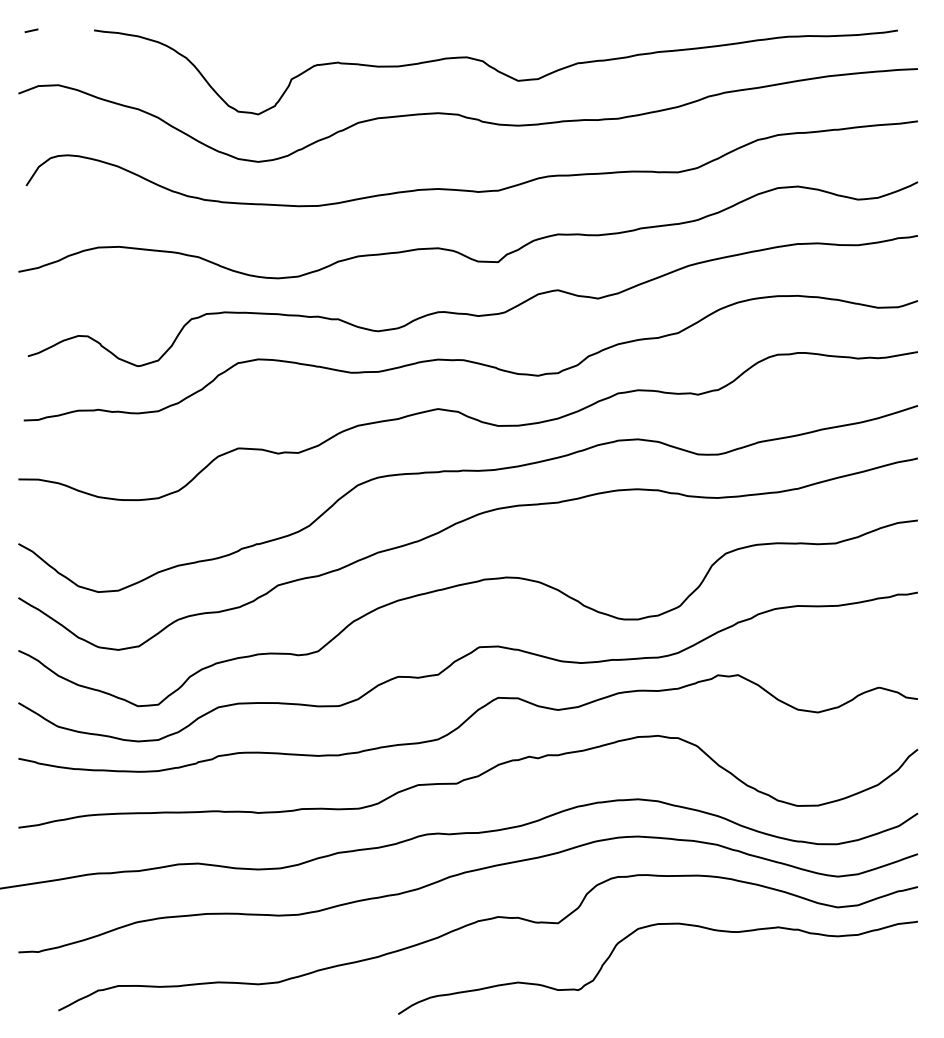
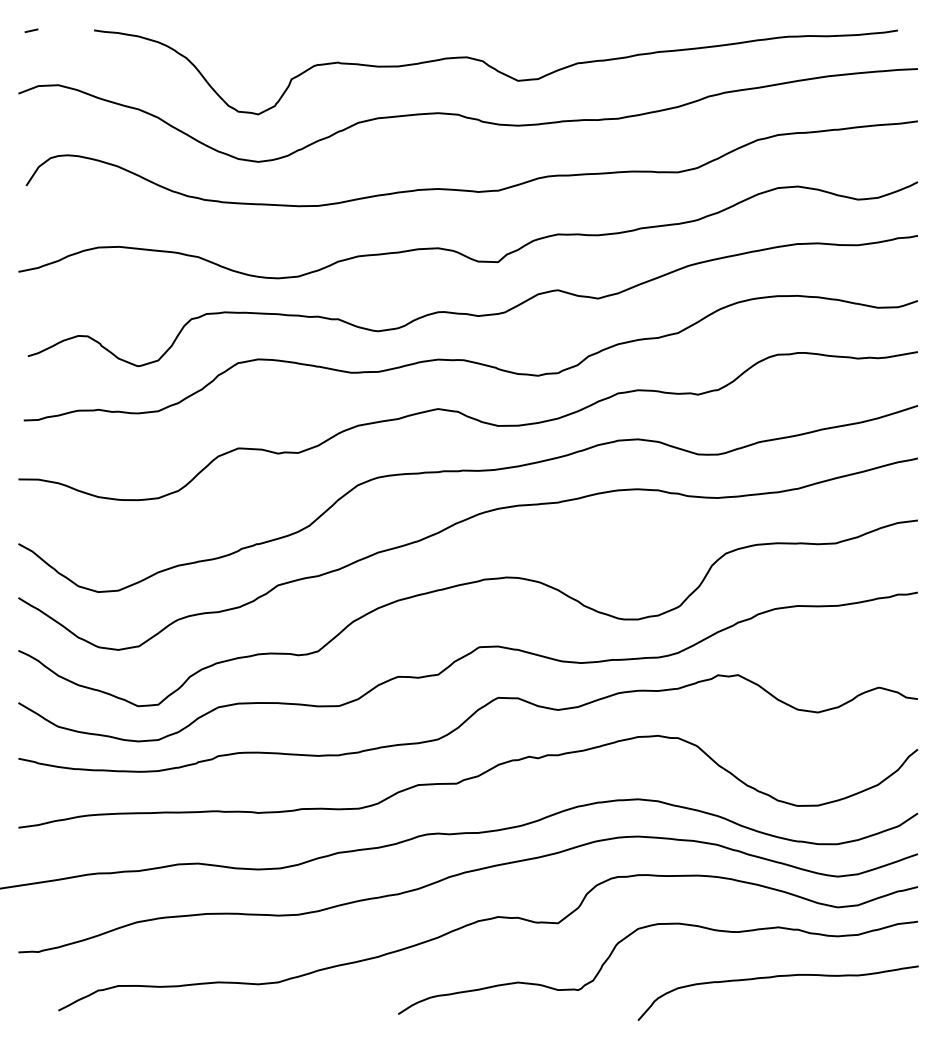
curve: none -> present (777, 977)
